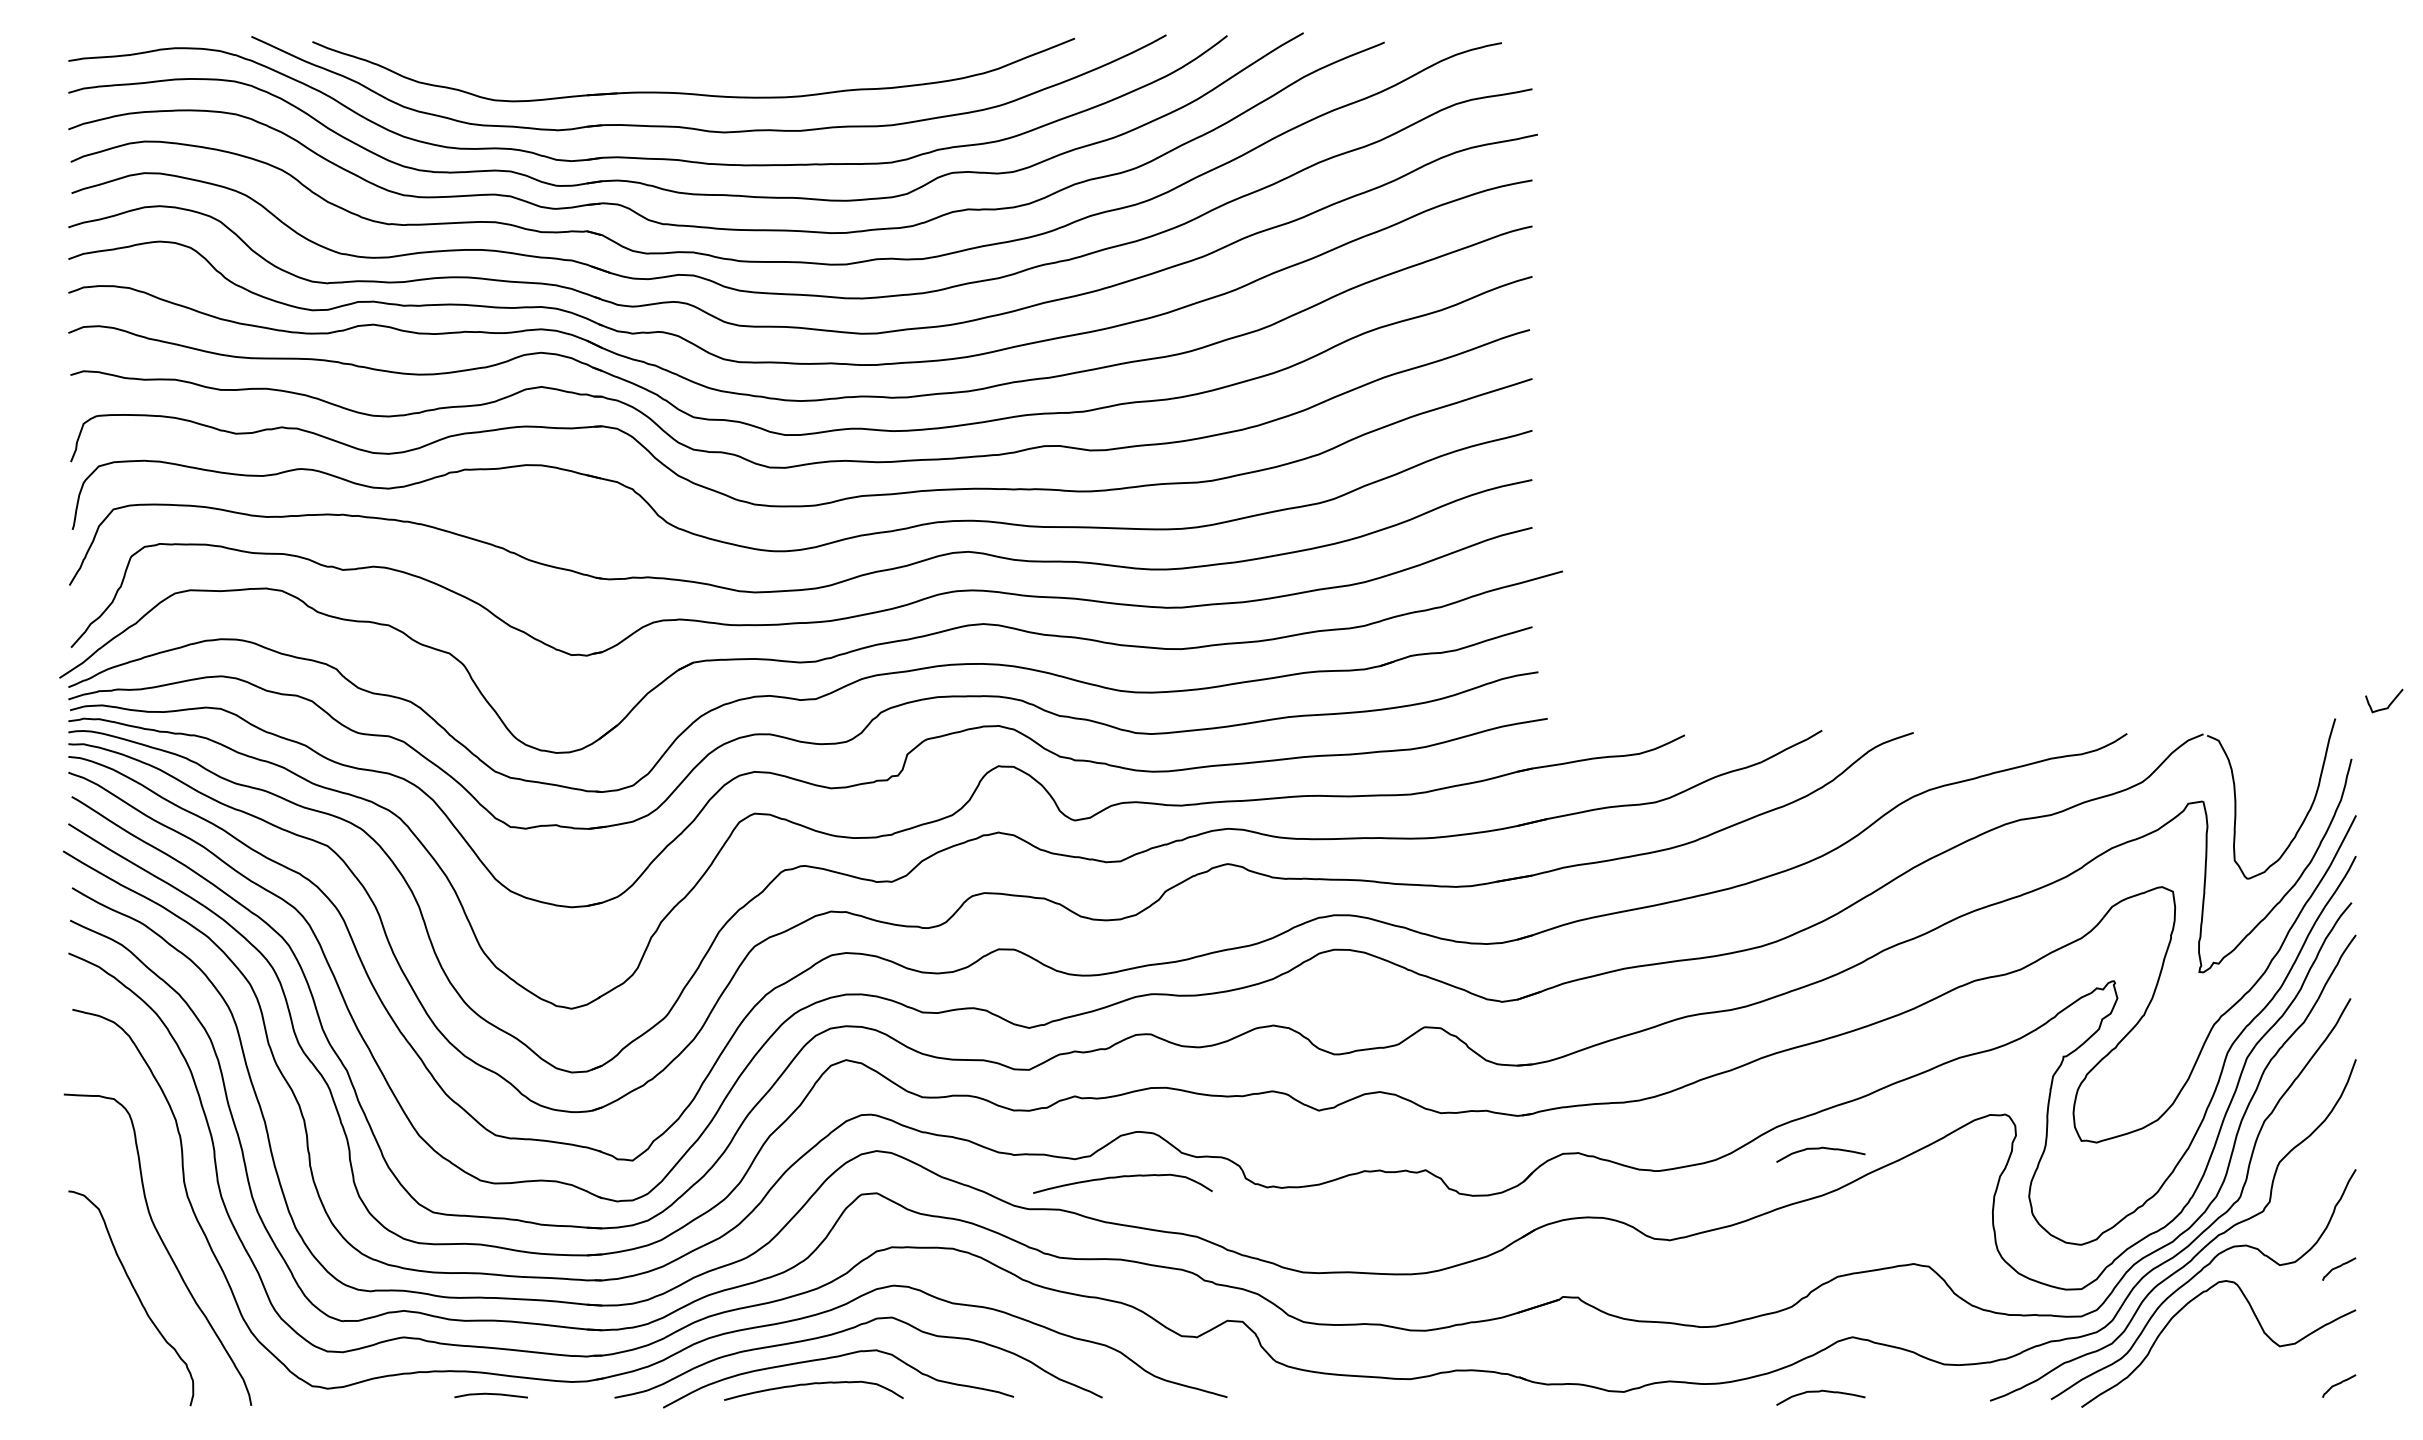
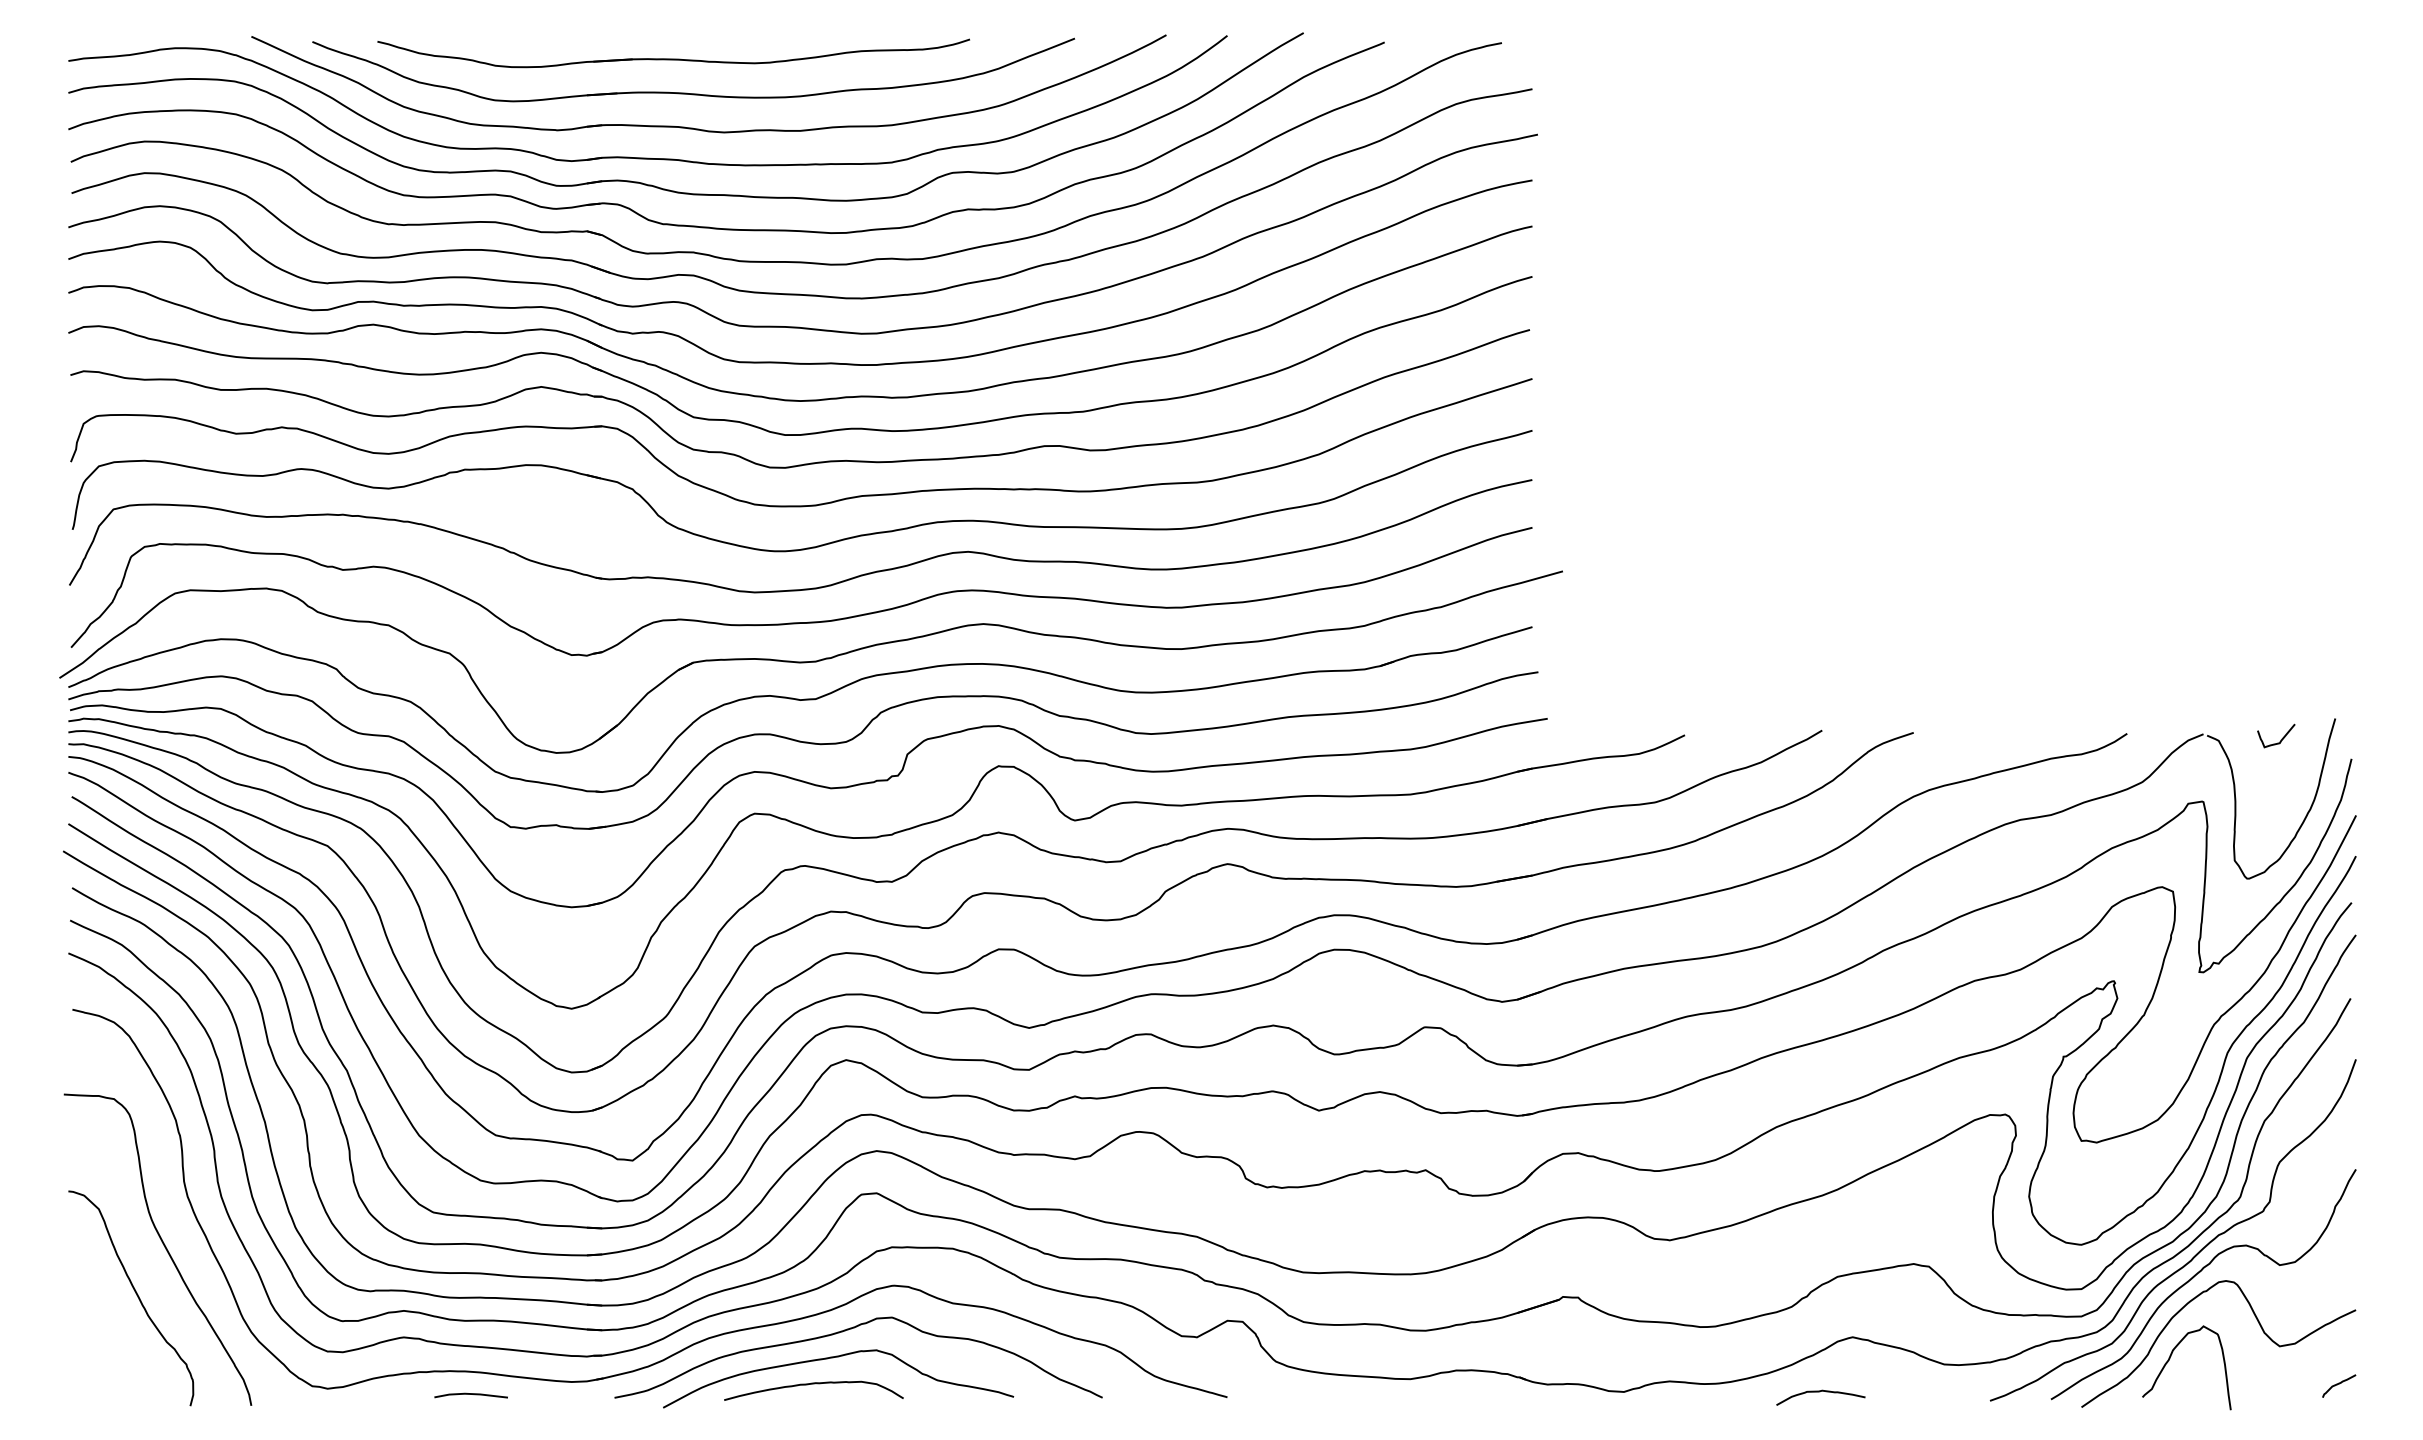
part: none -> present (673, 53)
curve position: (2389, 703) -> (2281, 738) (2281, 738)
curve: present -> none (1820, 1149)
curve: present -> none (1122, 1177)
curve: present -> none (2339, 1267)
curve: none -> present (2170, 1358)
line position: (490, 1394) -> (470, 1394) (470, 1394)
